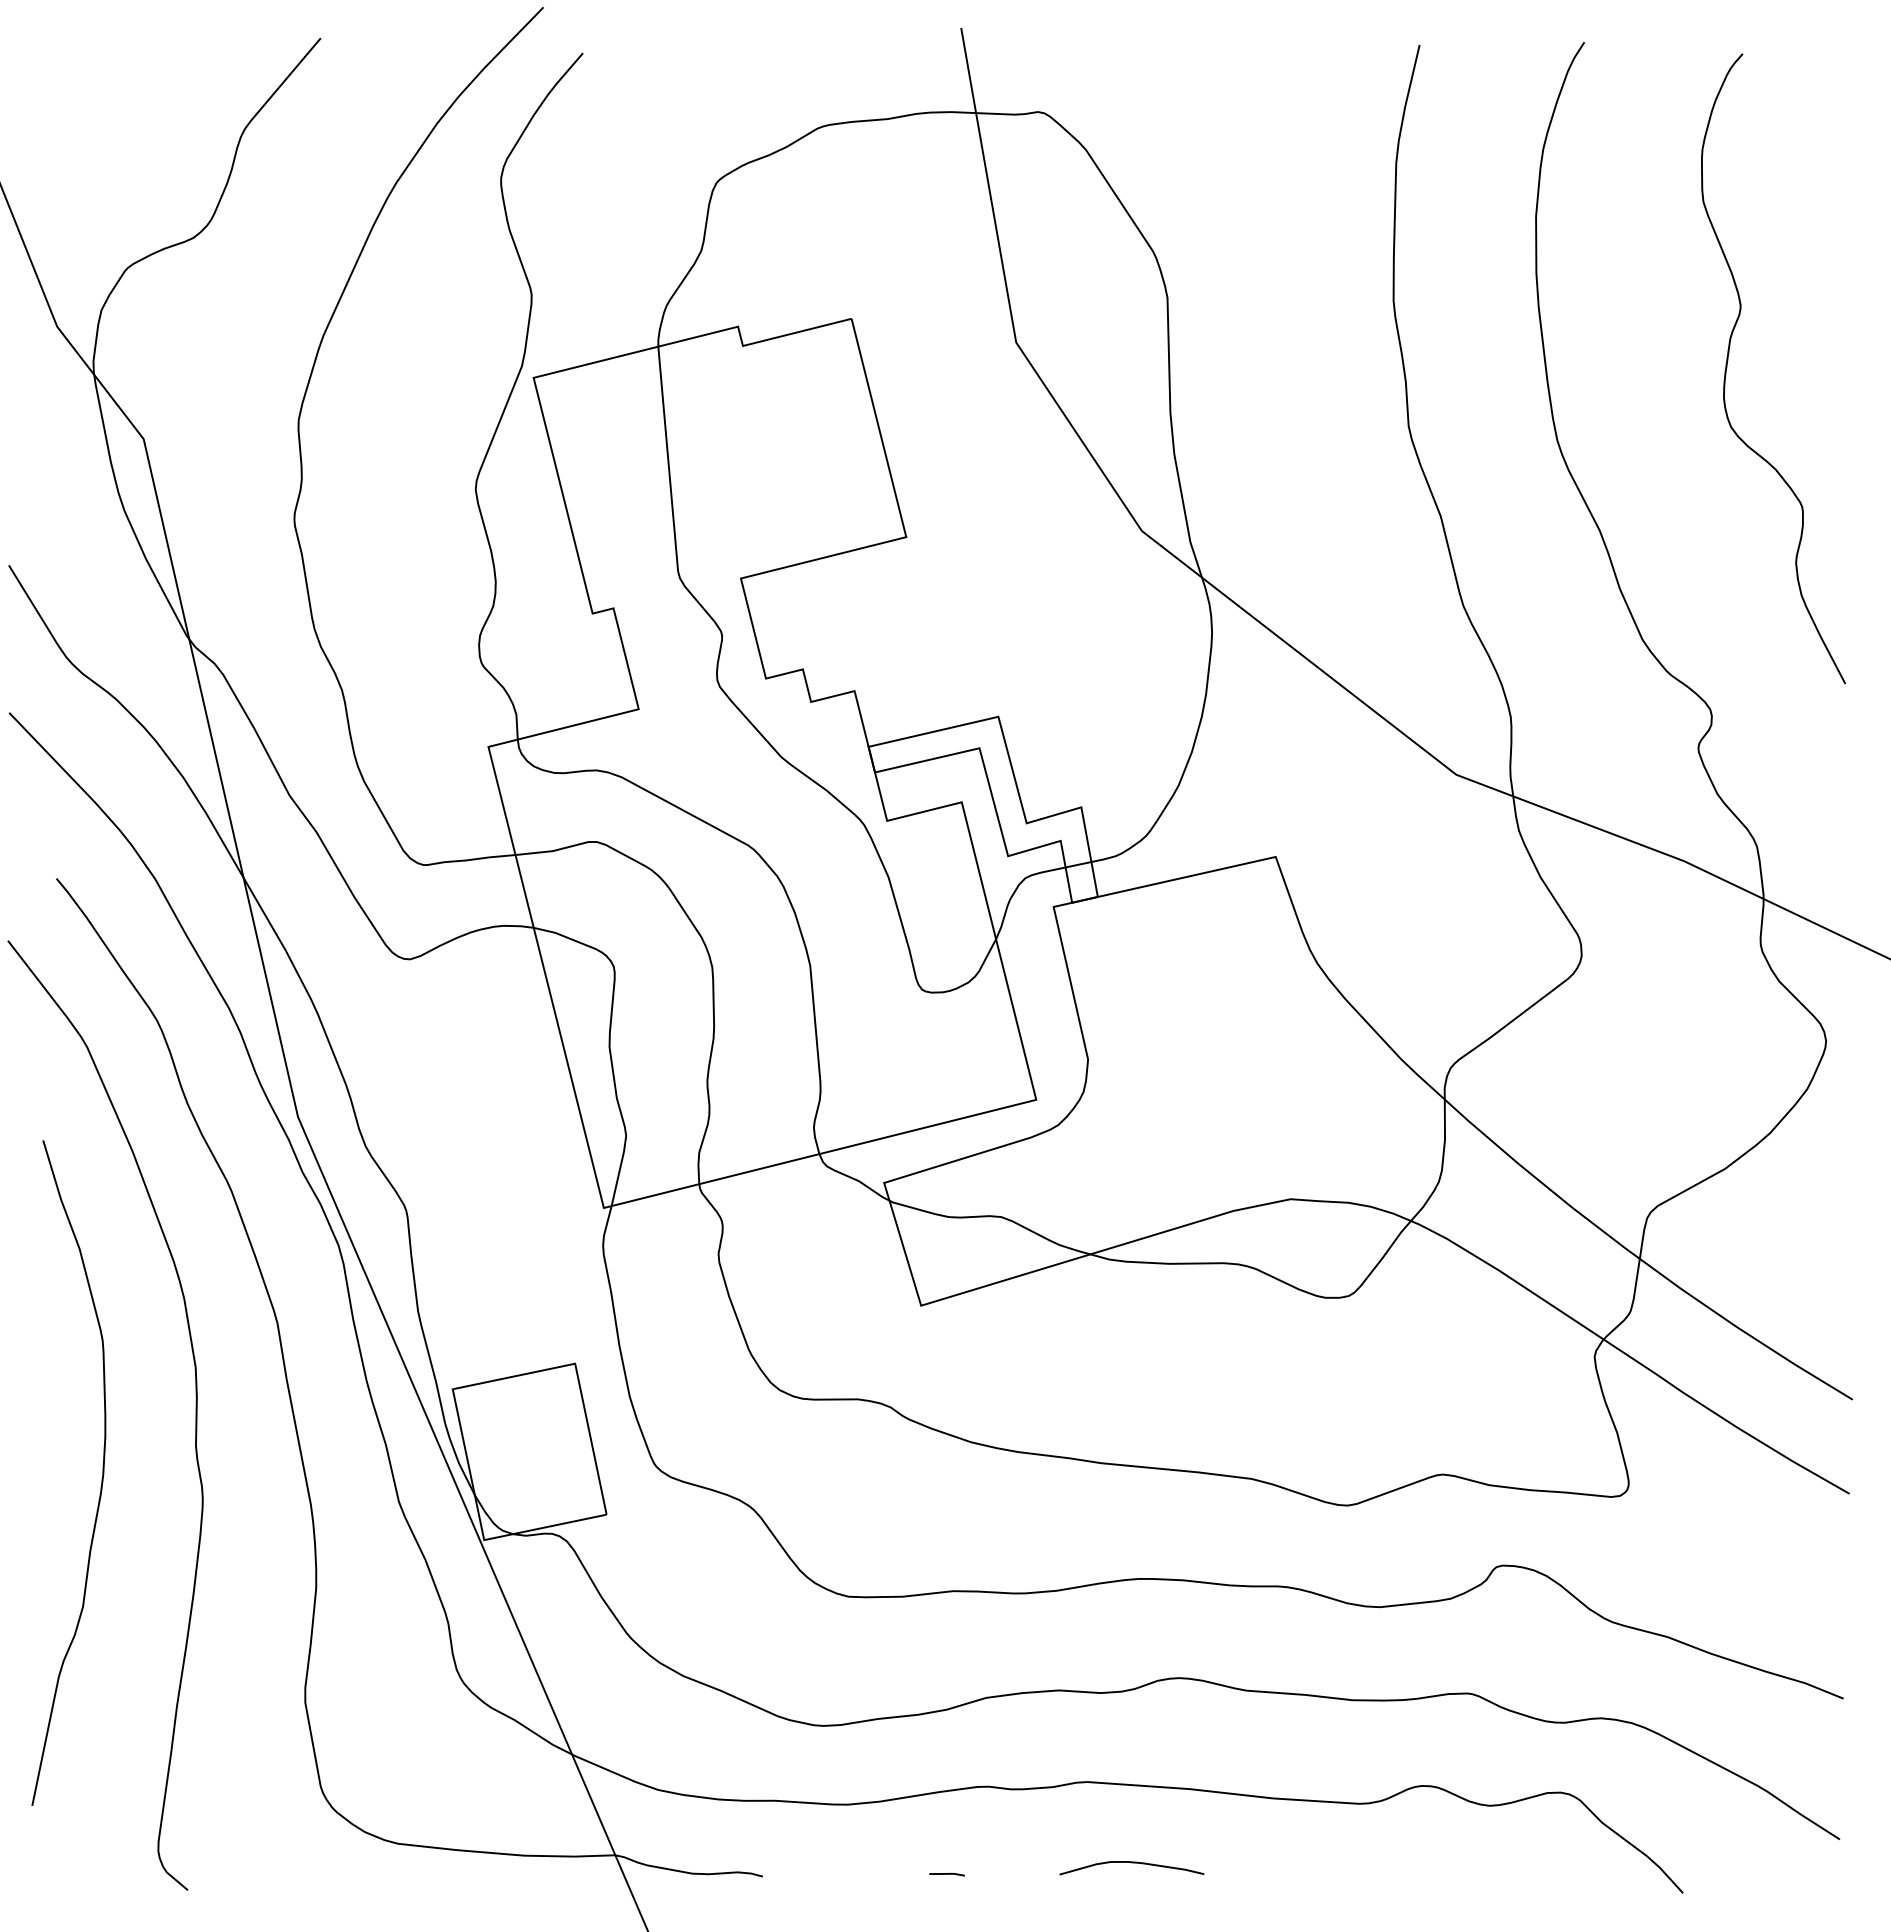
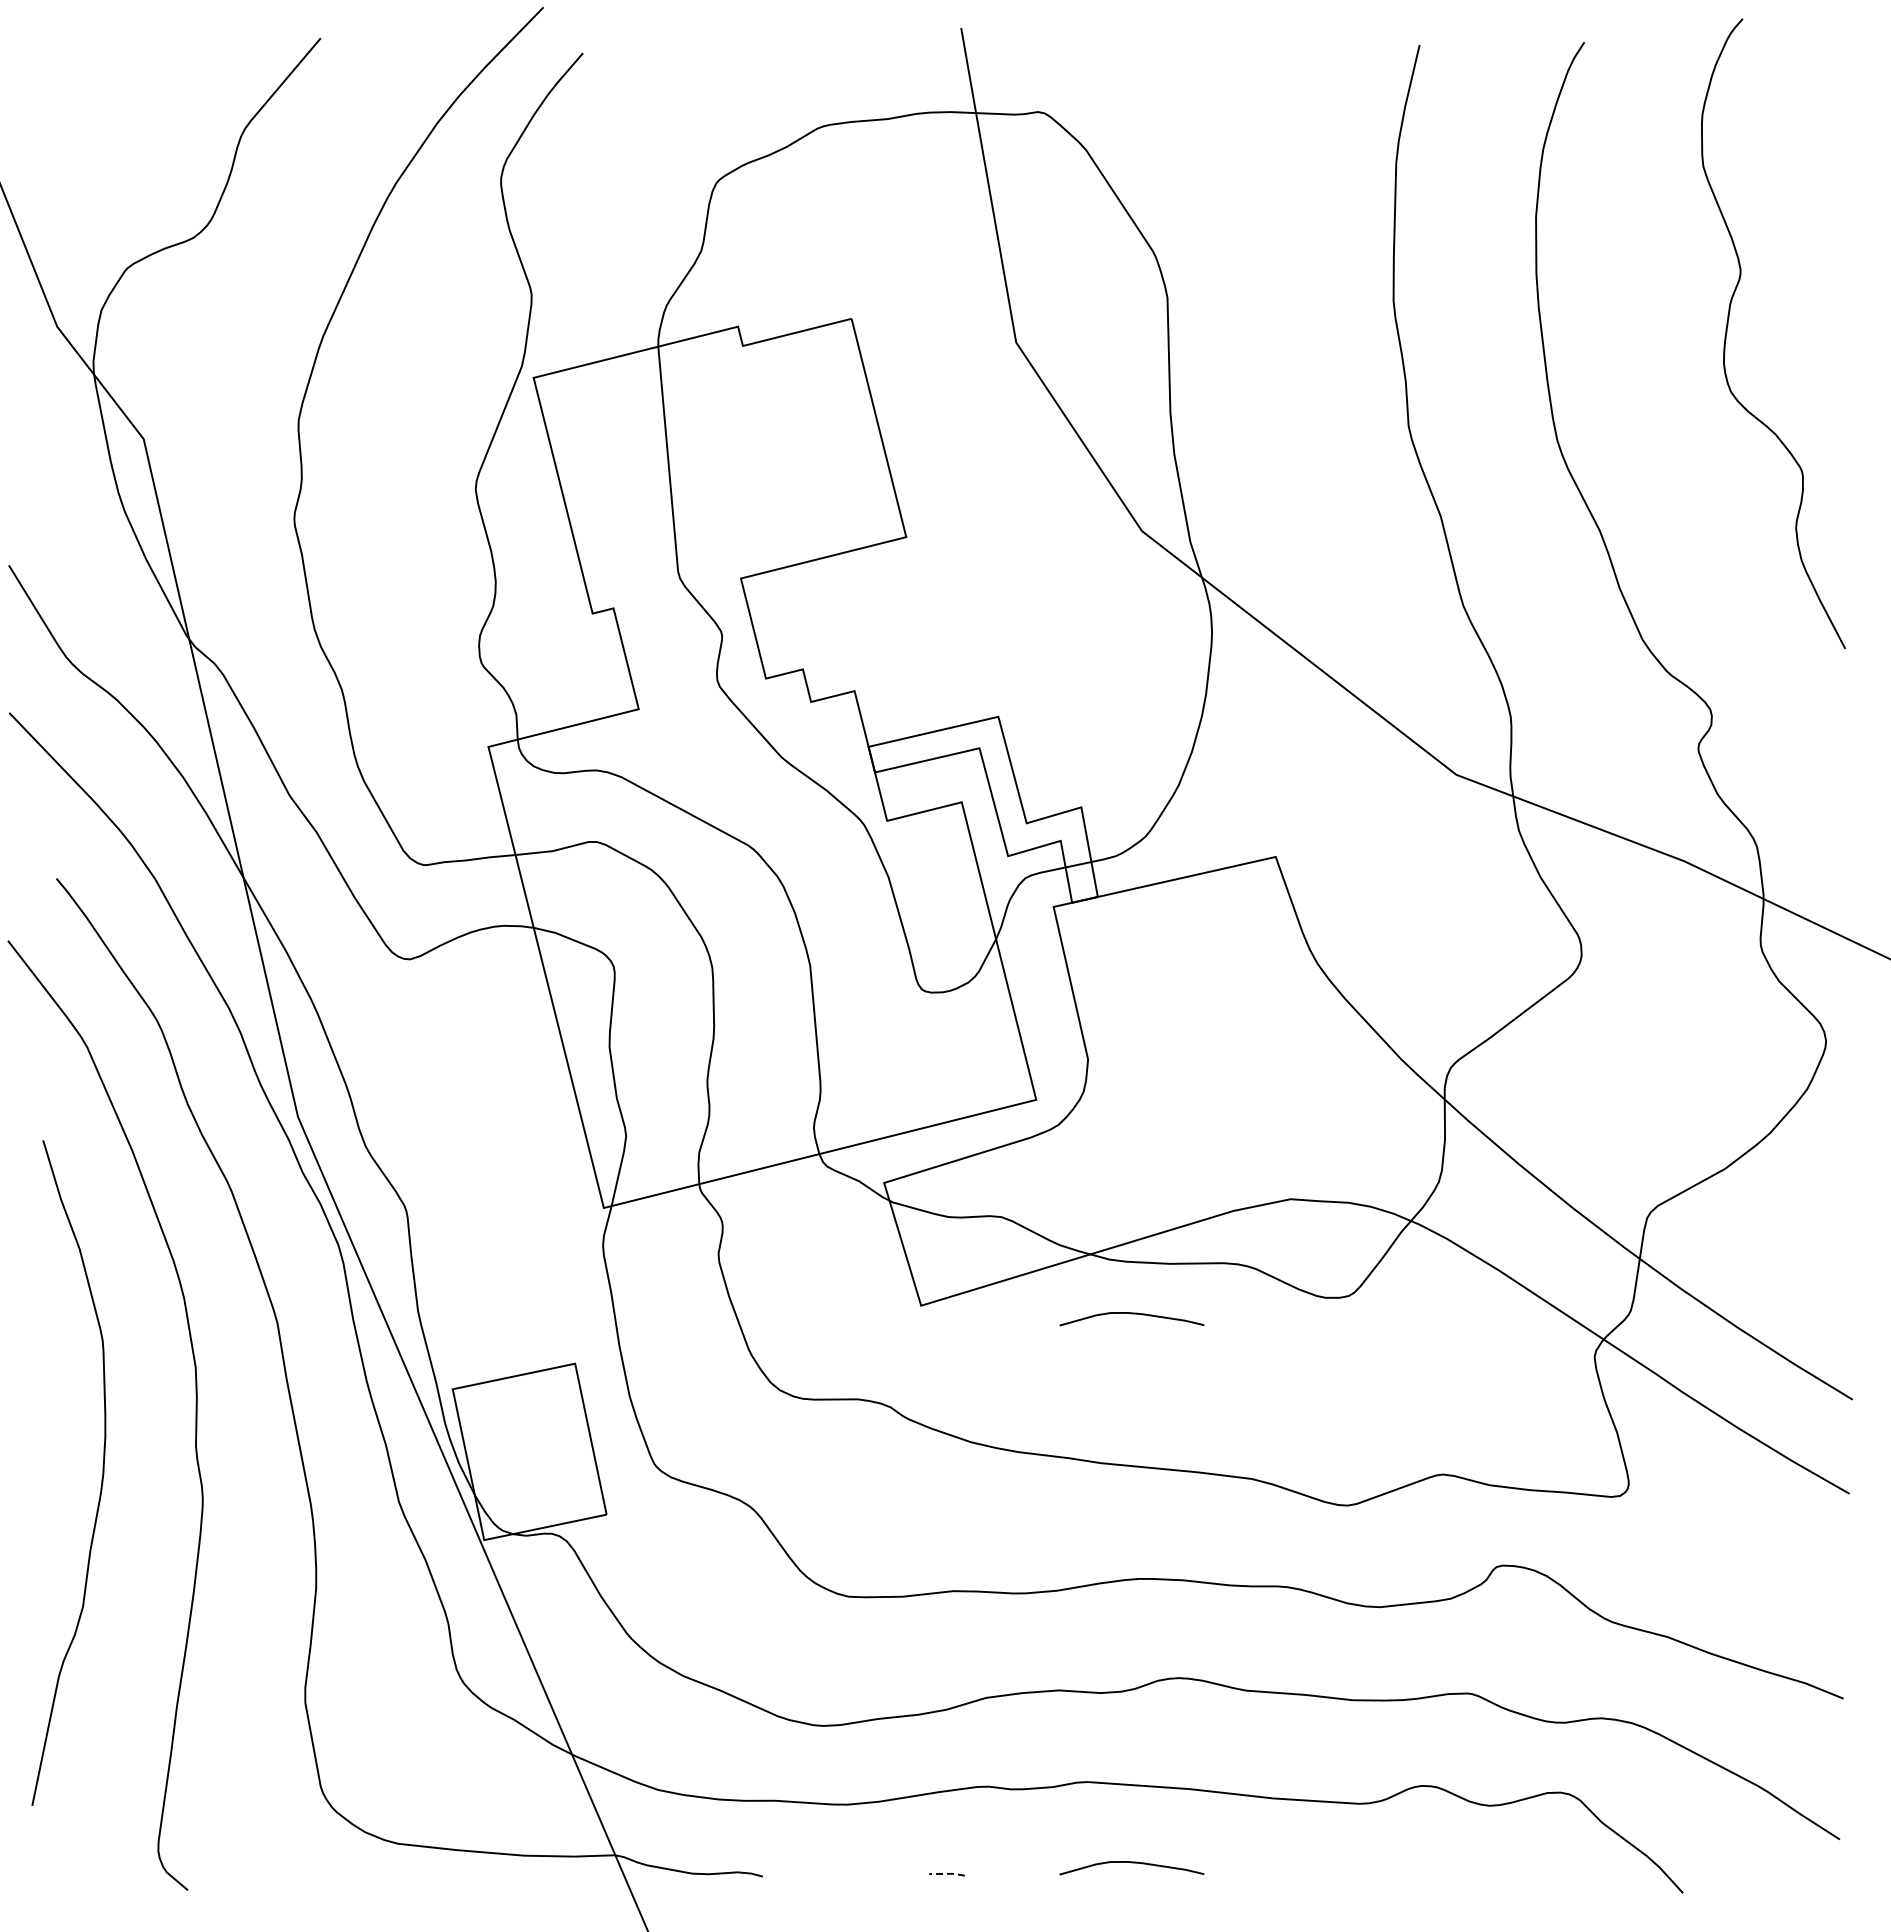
curve position: (1728, 360) -> (1728, 325) (1728, 325)
curve: none -> present (1131, 1314)
line: solid -> dashed (947, 1873)
